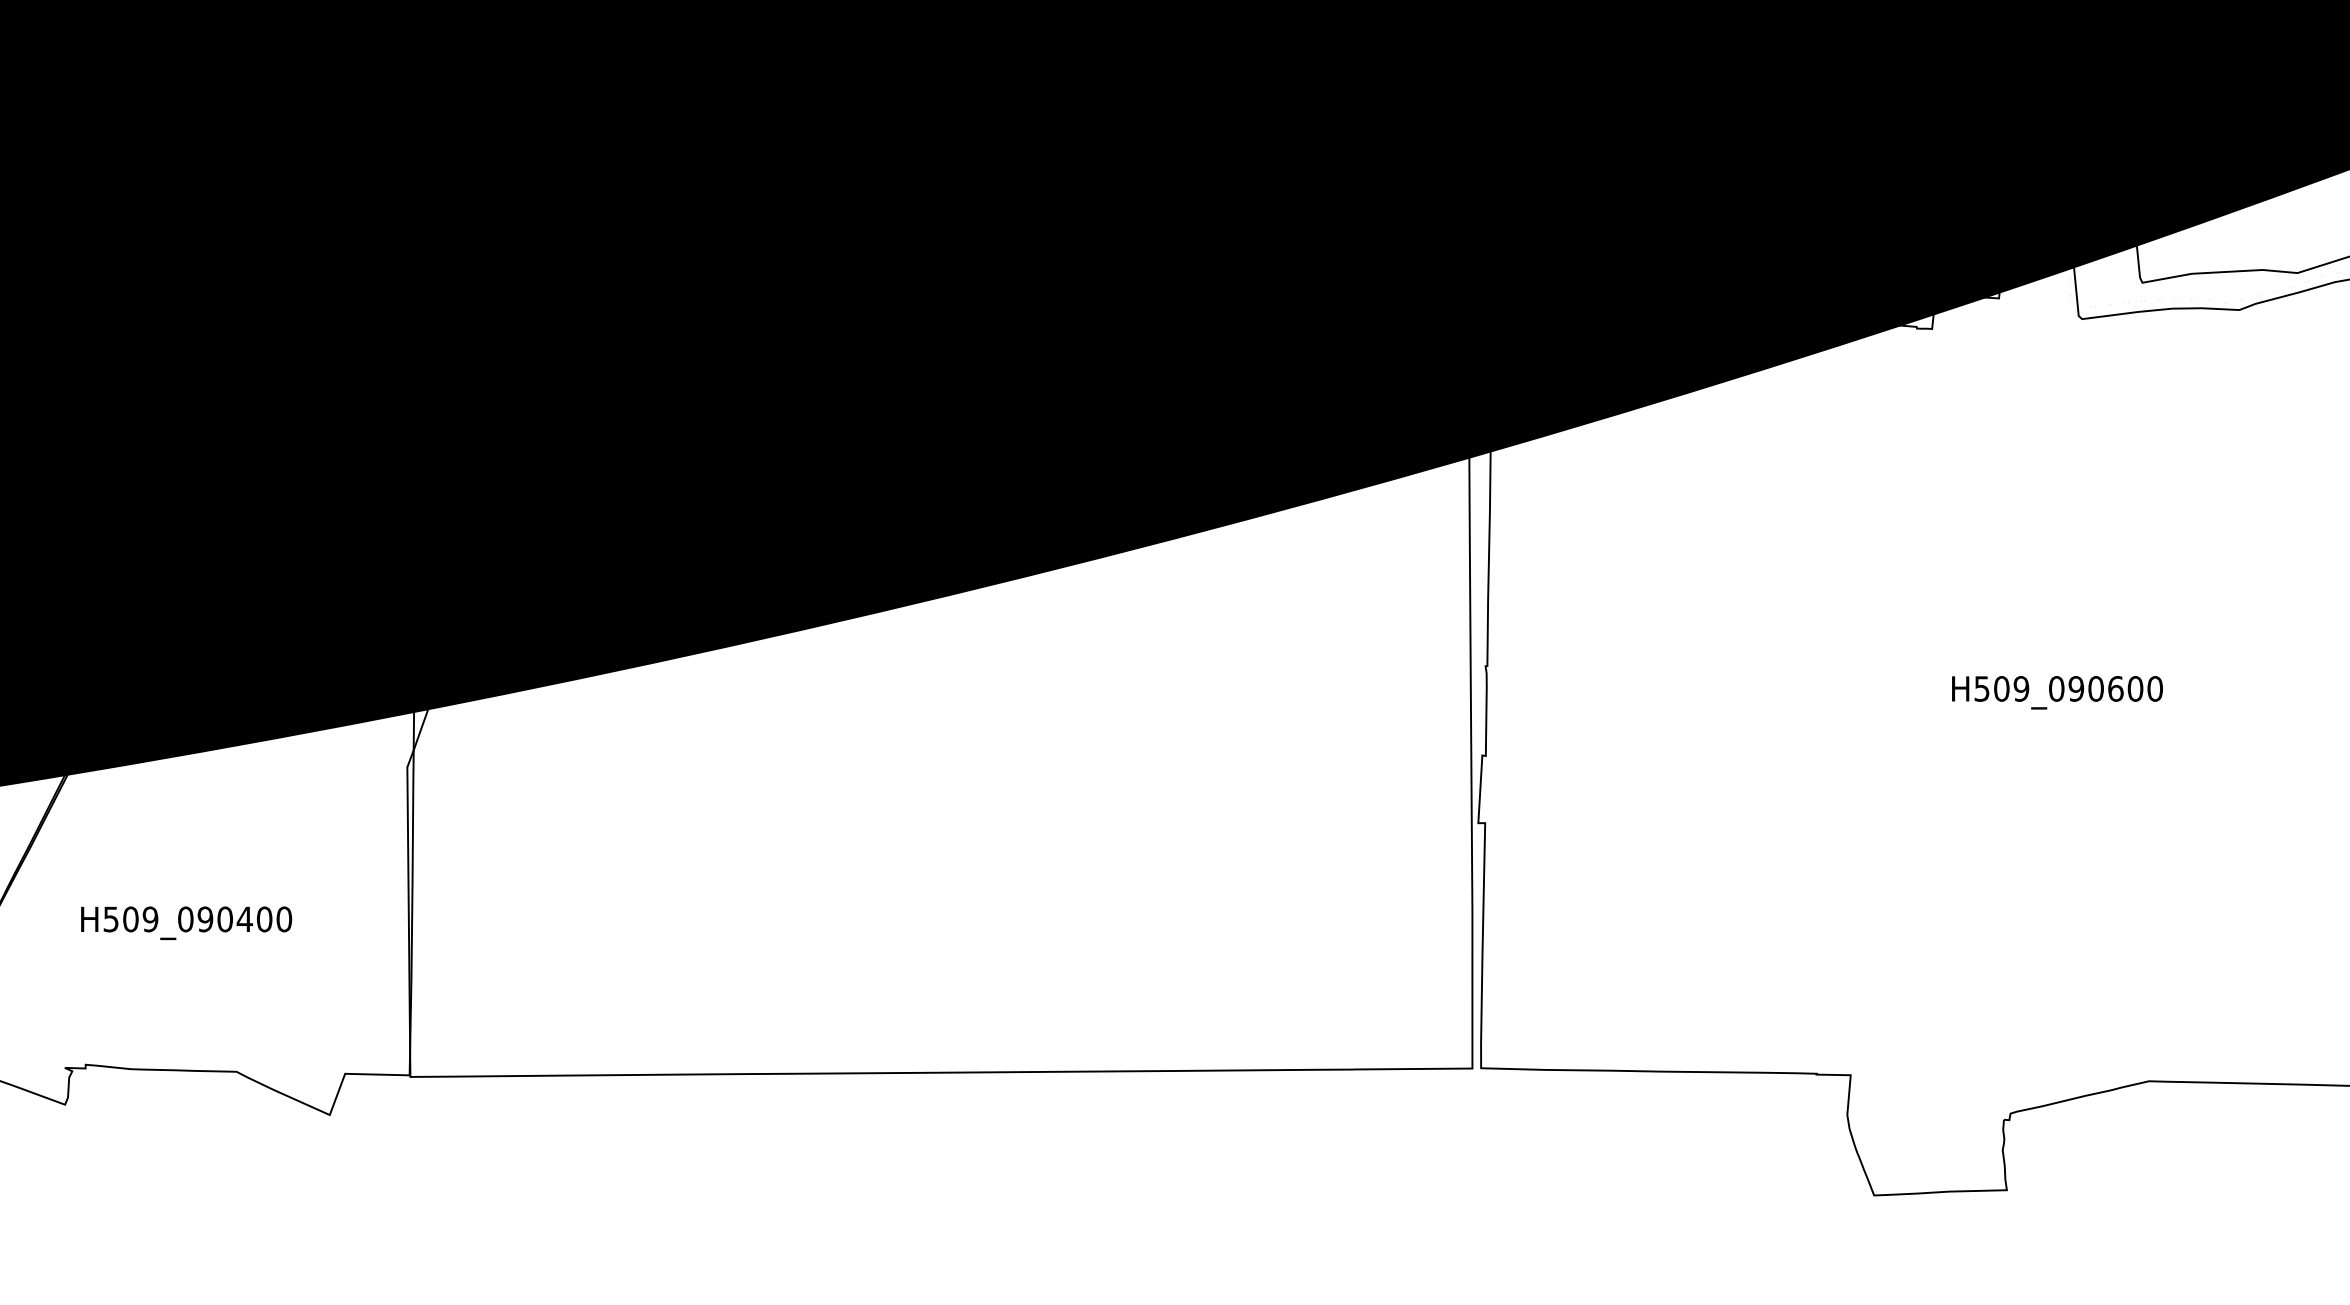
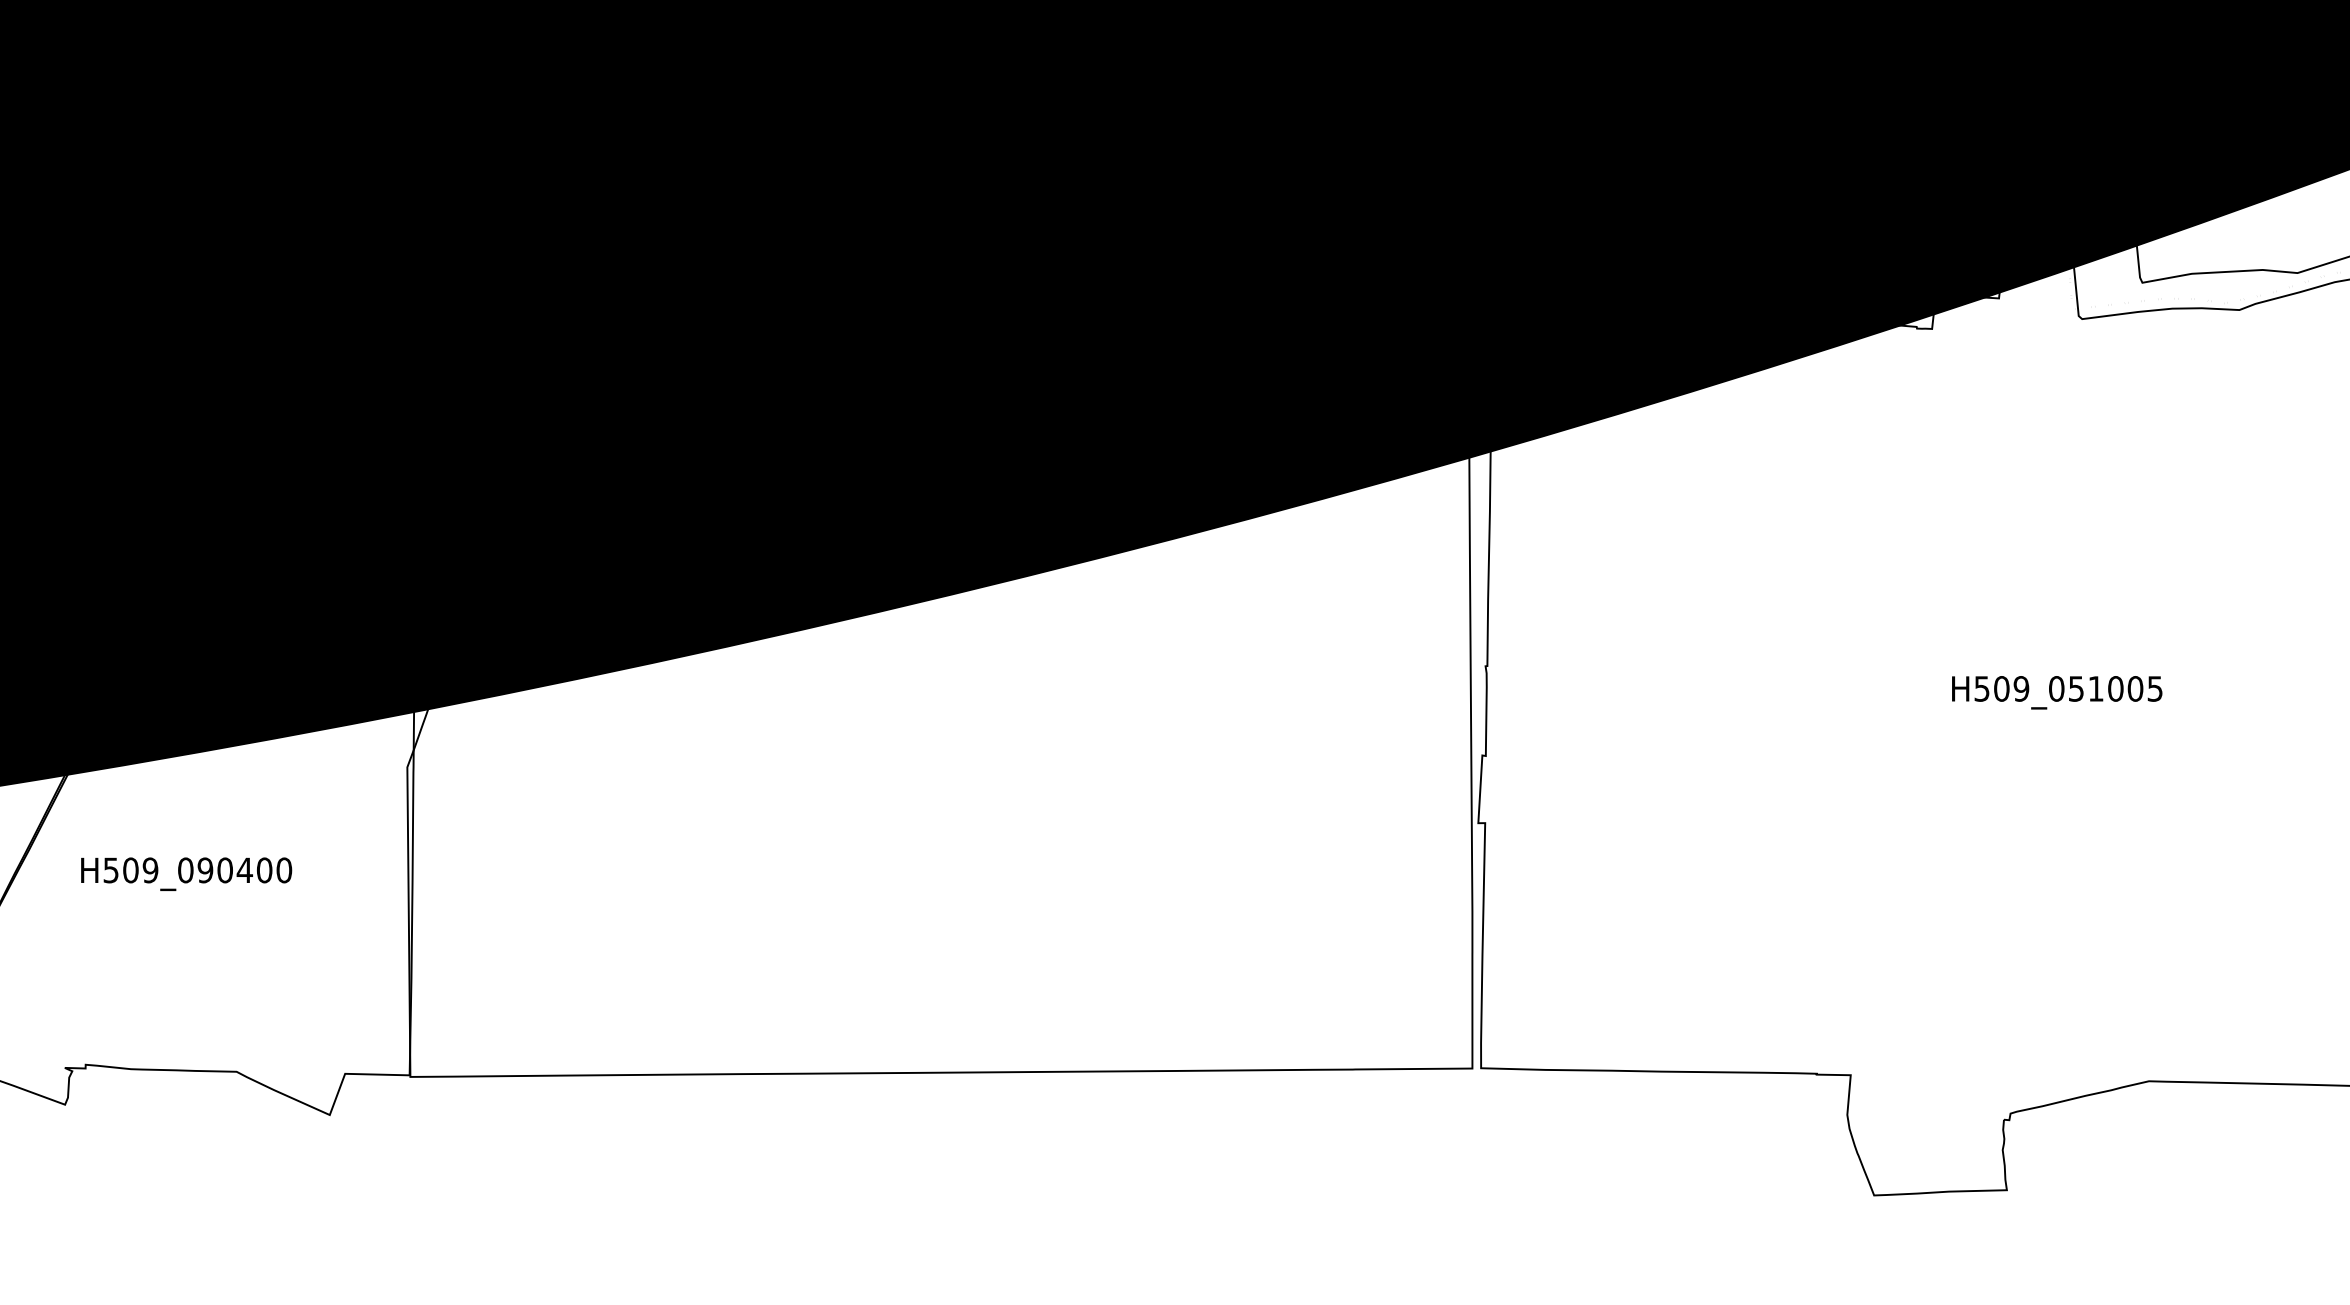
text: H509_090600 -> H509_051005 (2115, 688)
text position: (186, 922) -> (186, 873) (186, 873)
